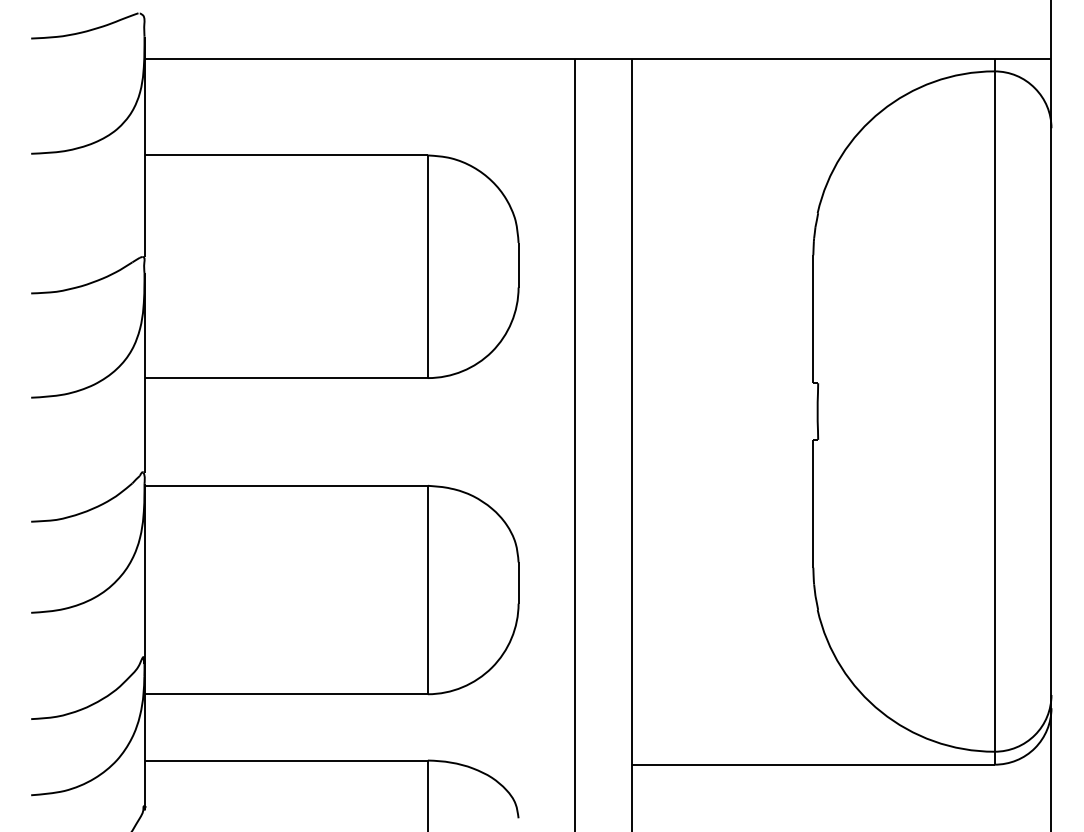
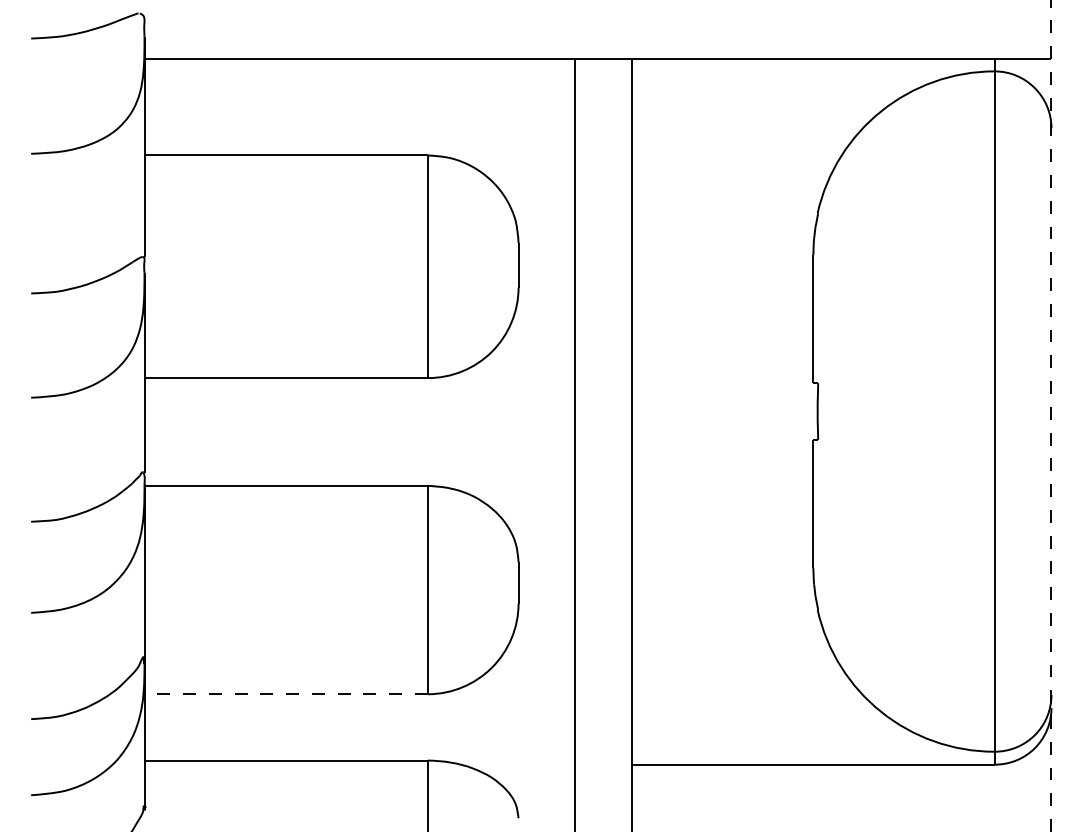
line: solid -> dashed (1051, 415)
line: solid -> dashed (286, 694)
